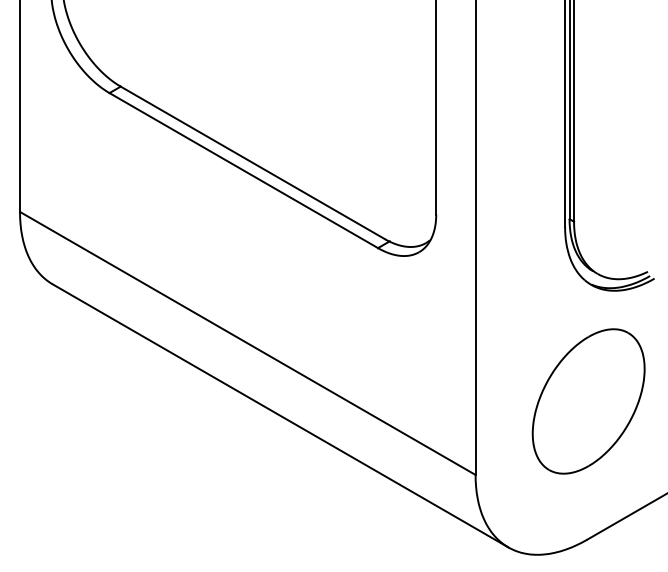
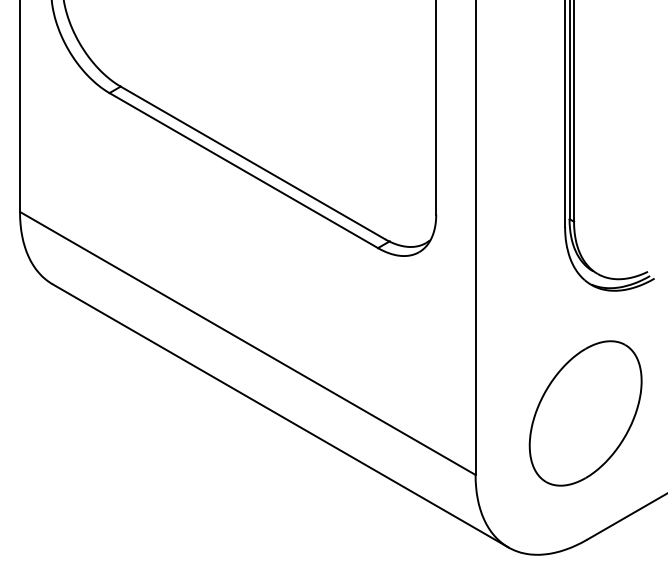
part position: (588, 401) -> (585, 413) (585, 413)
